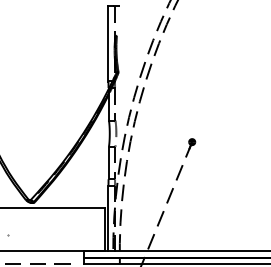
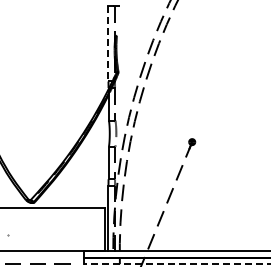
line: solid -> dashed (108, 44)
line: solid -> dashed (176, 264)
